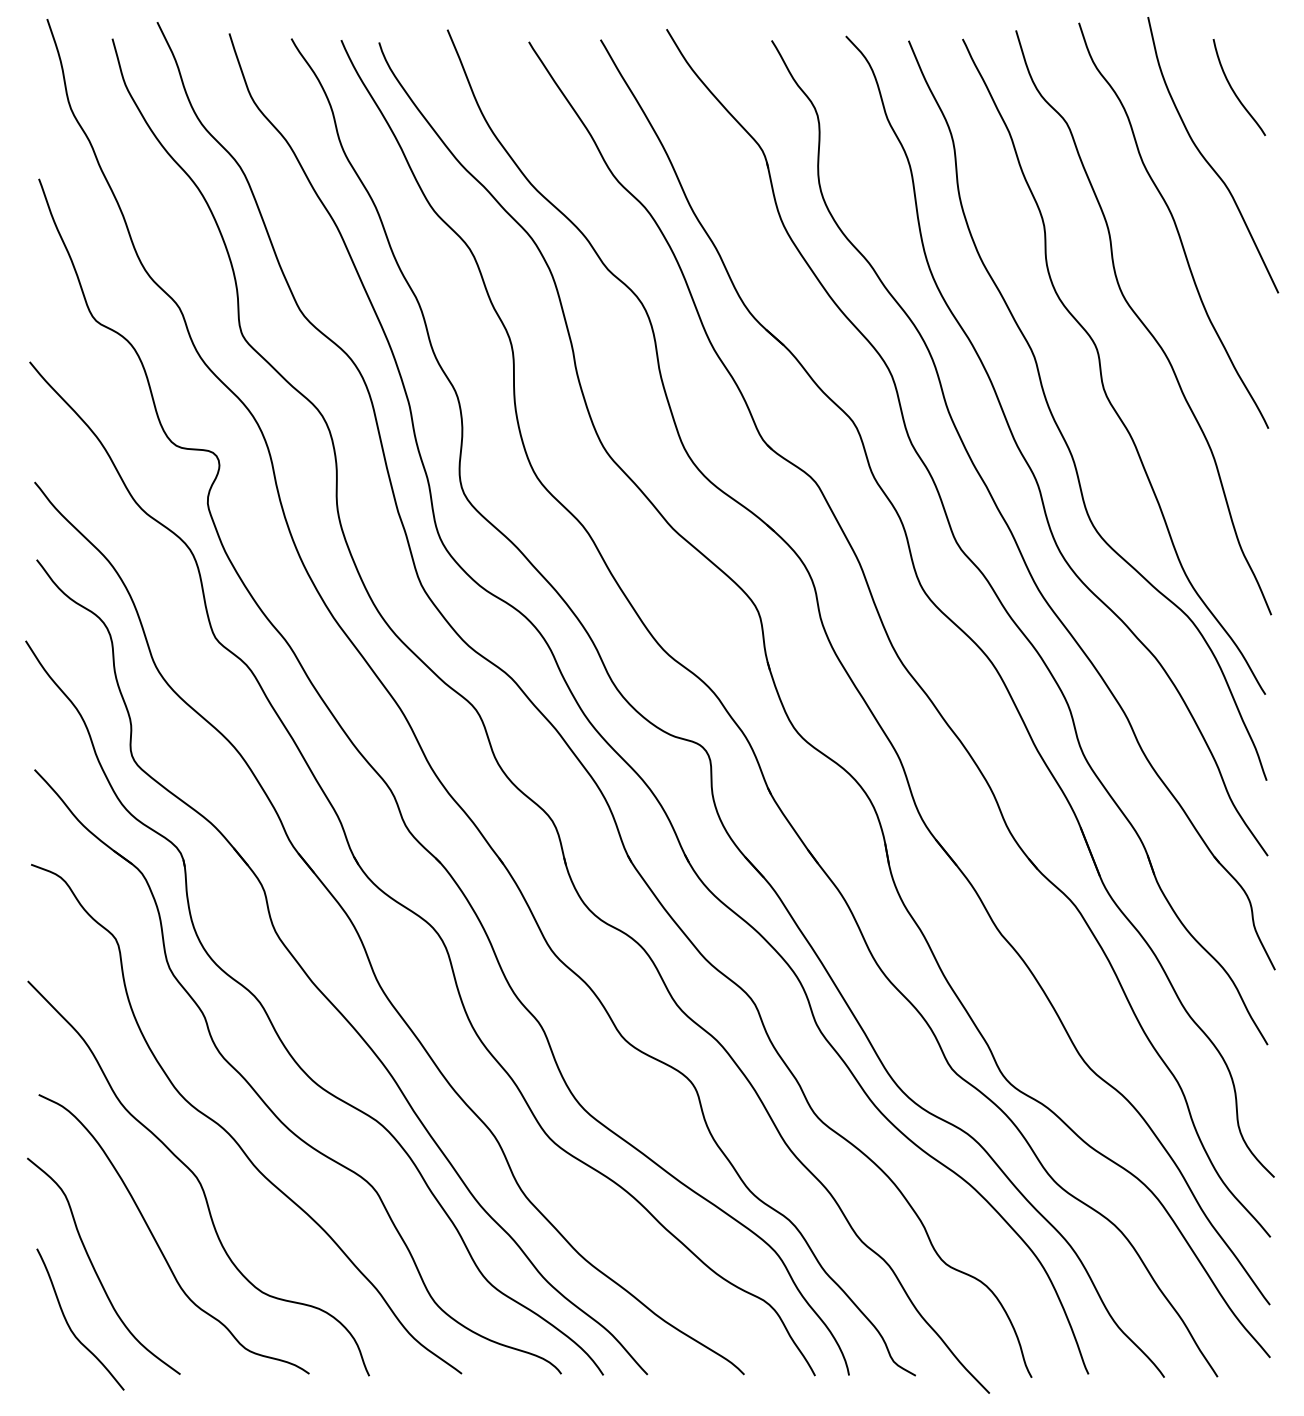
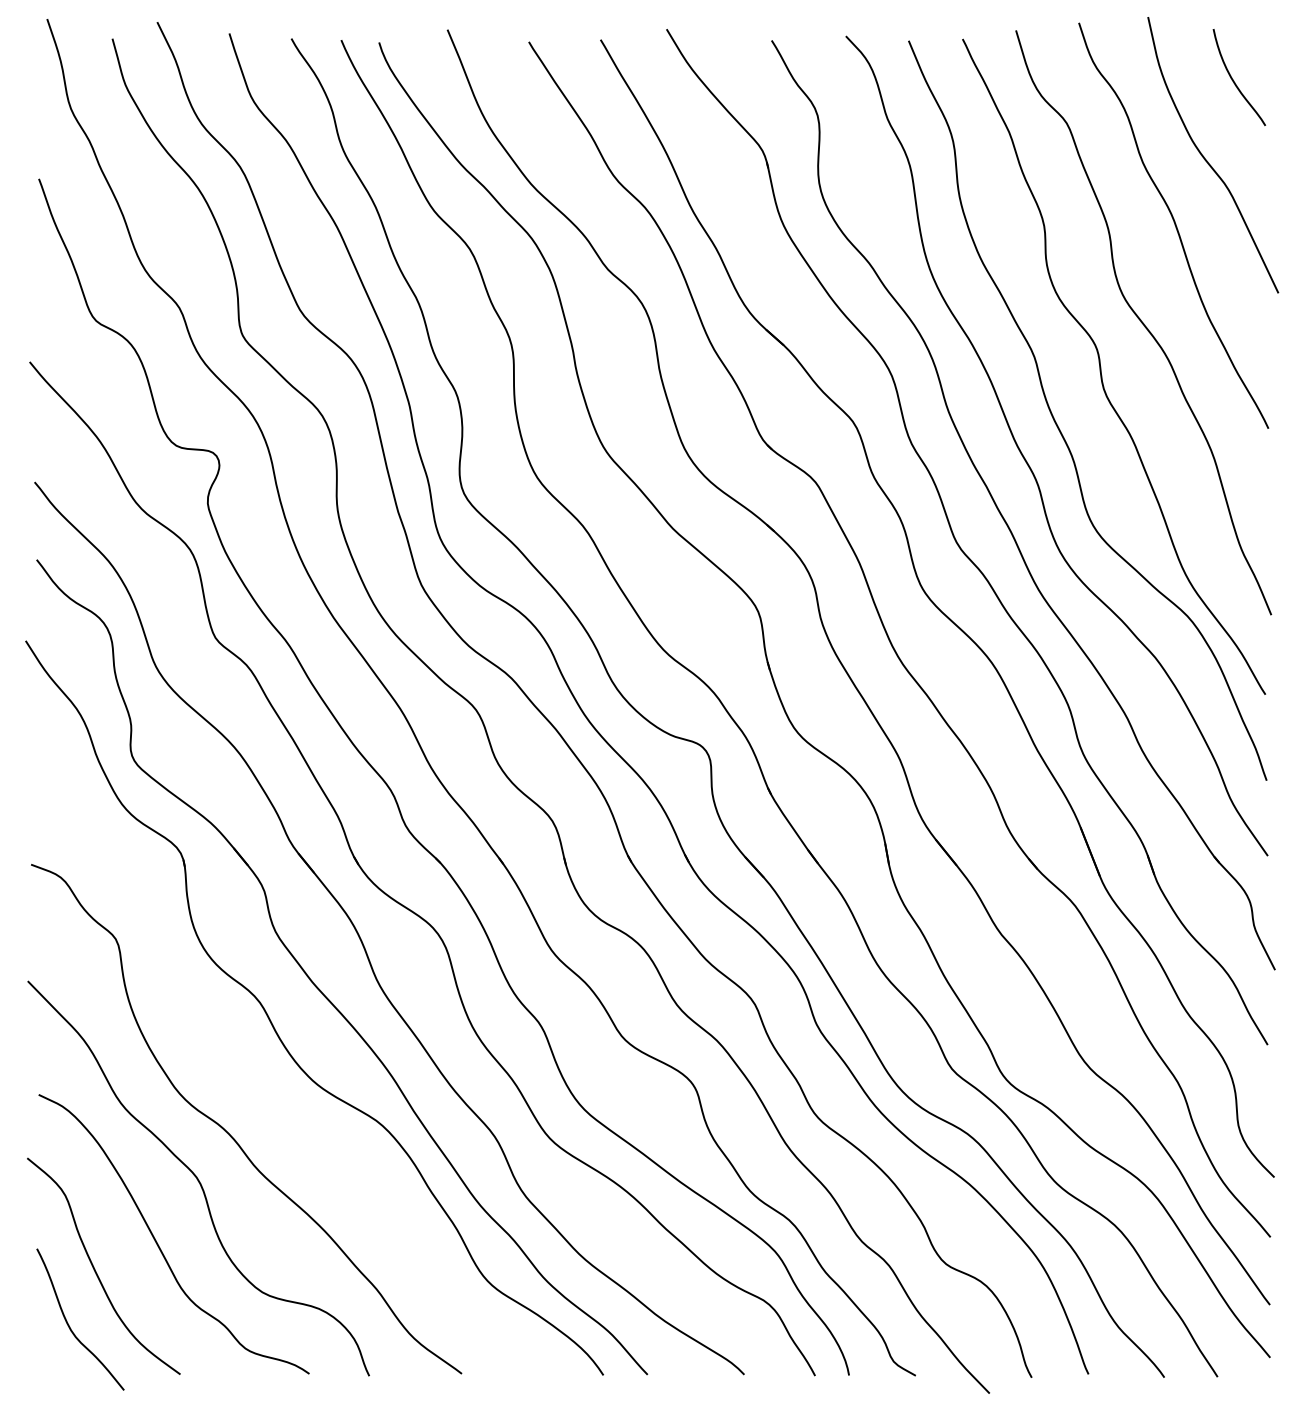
curve position: (1234, 90) -> (1234, 80) (1234, 80)
part: present -> none (262, 1098)
